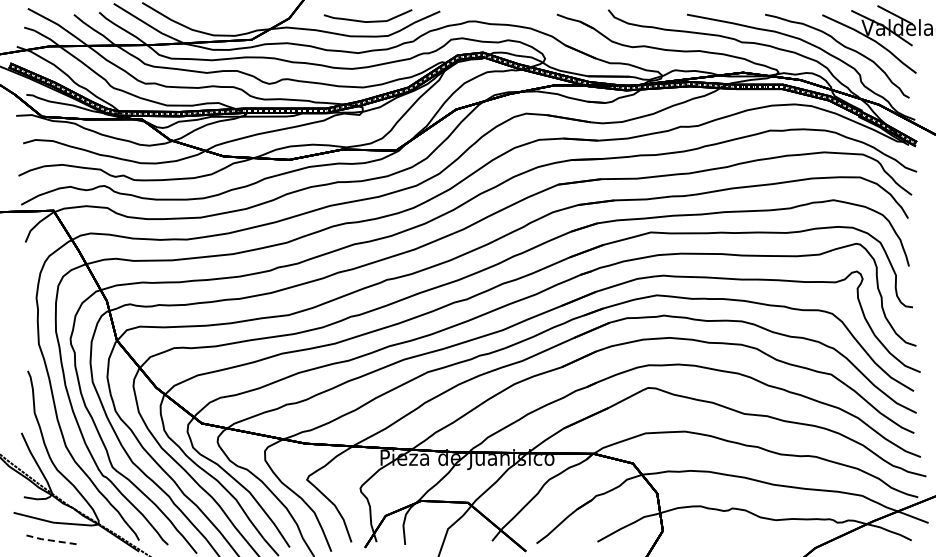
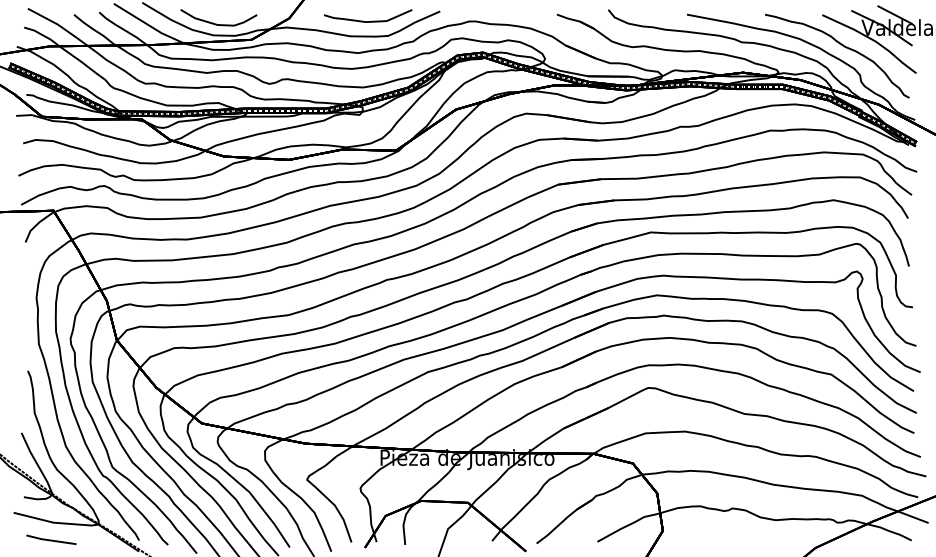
curve: none -> present (216, 23)
line: dashed -> solid (50, 540)
